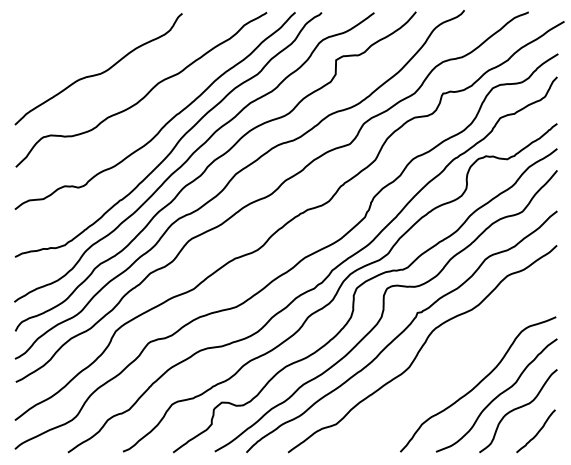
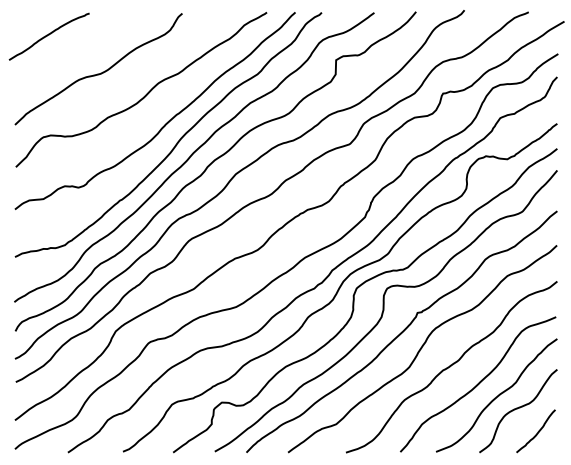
curve: none -> present (48, 35)
curve: none -> present (451, 366)
